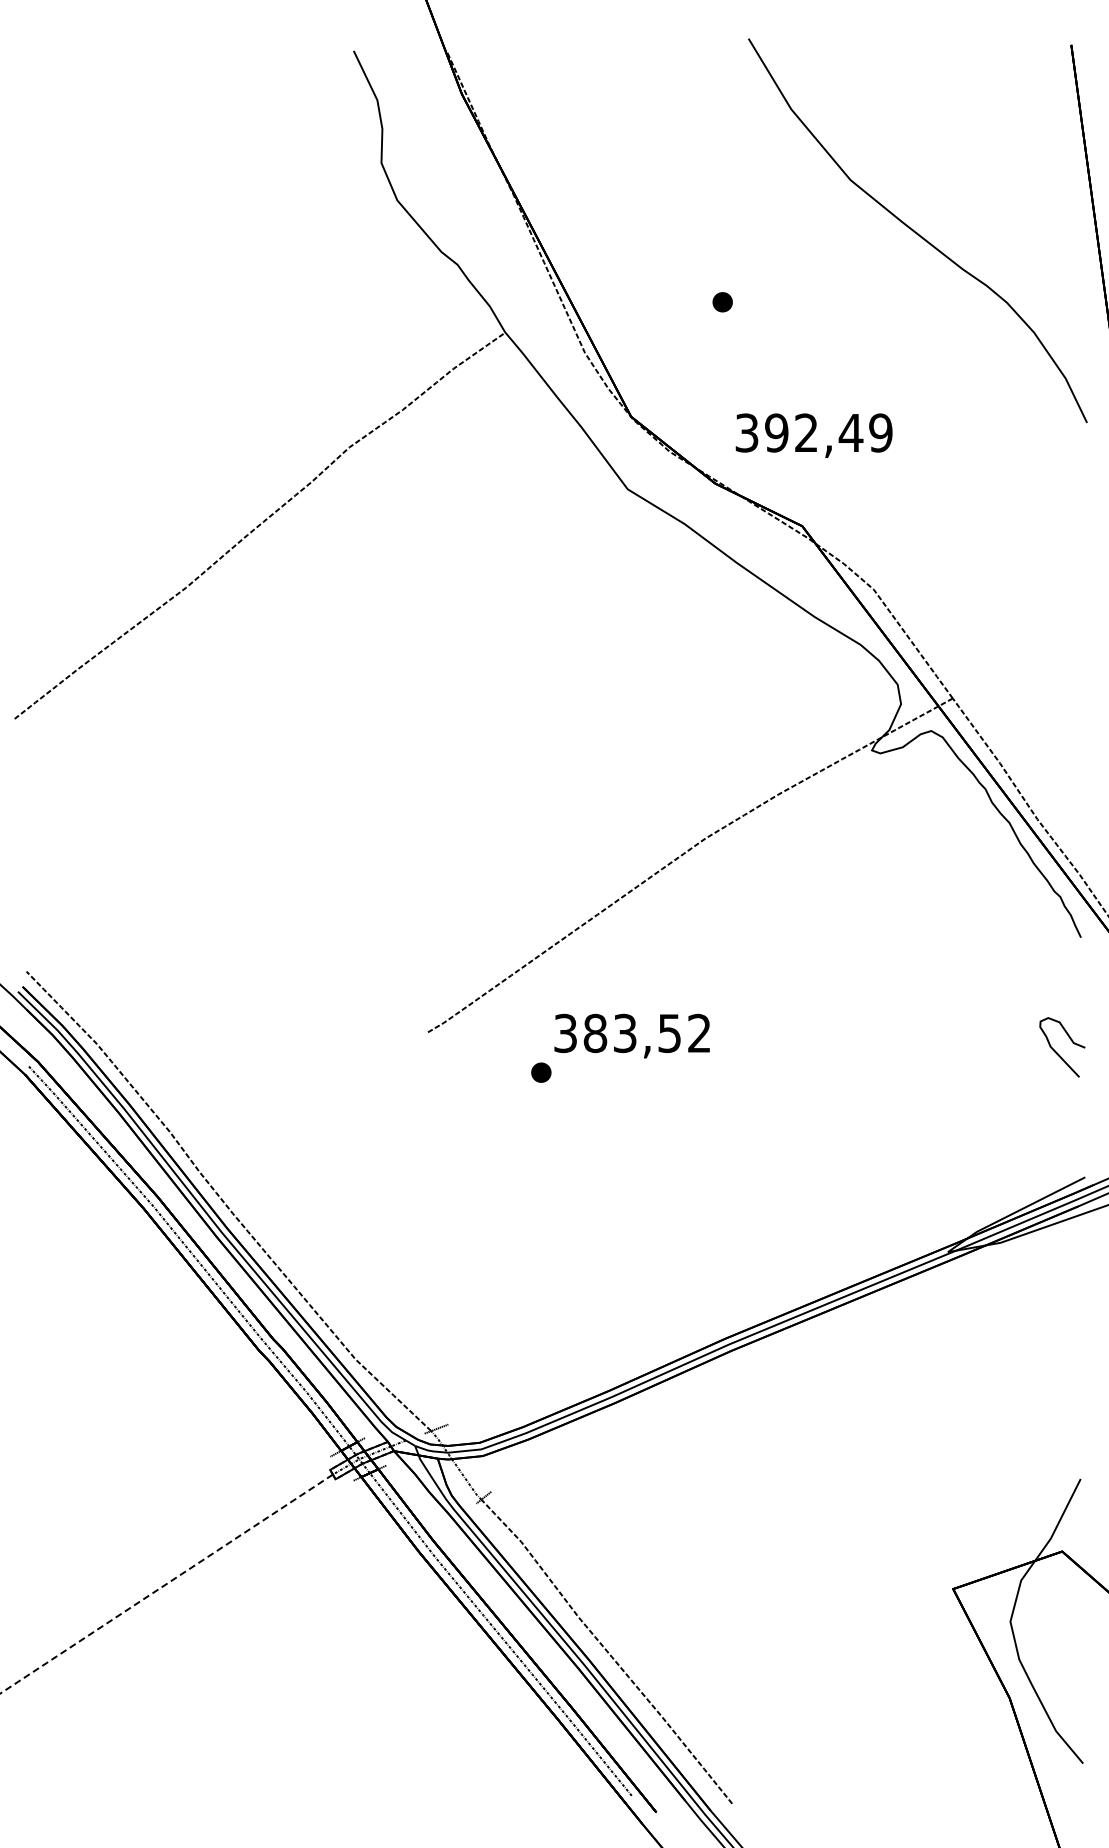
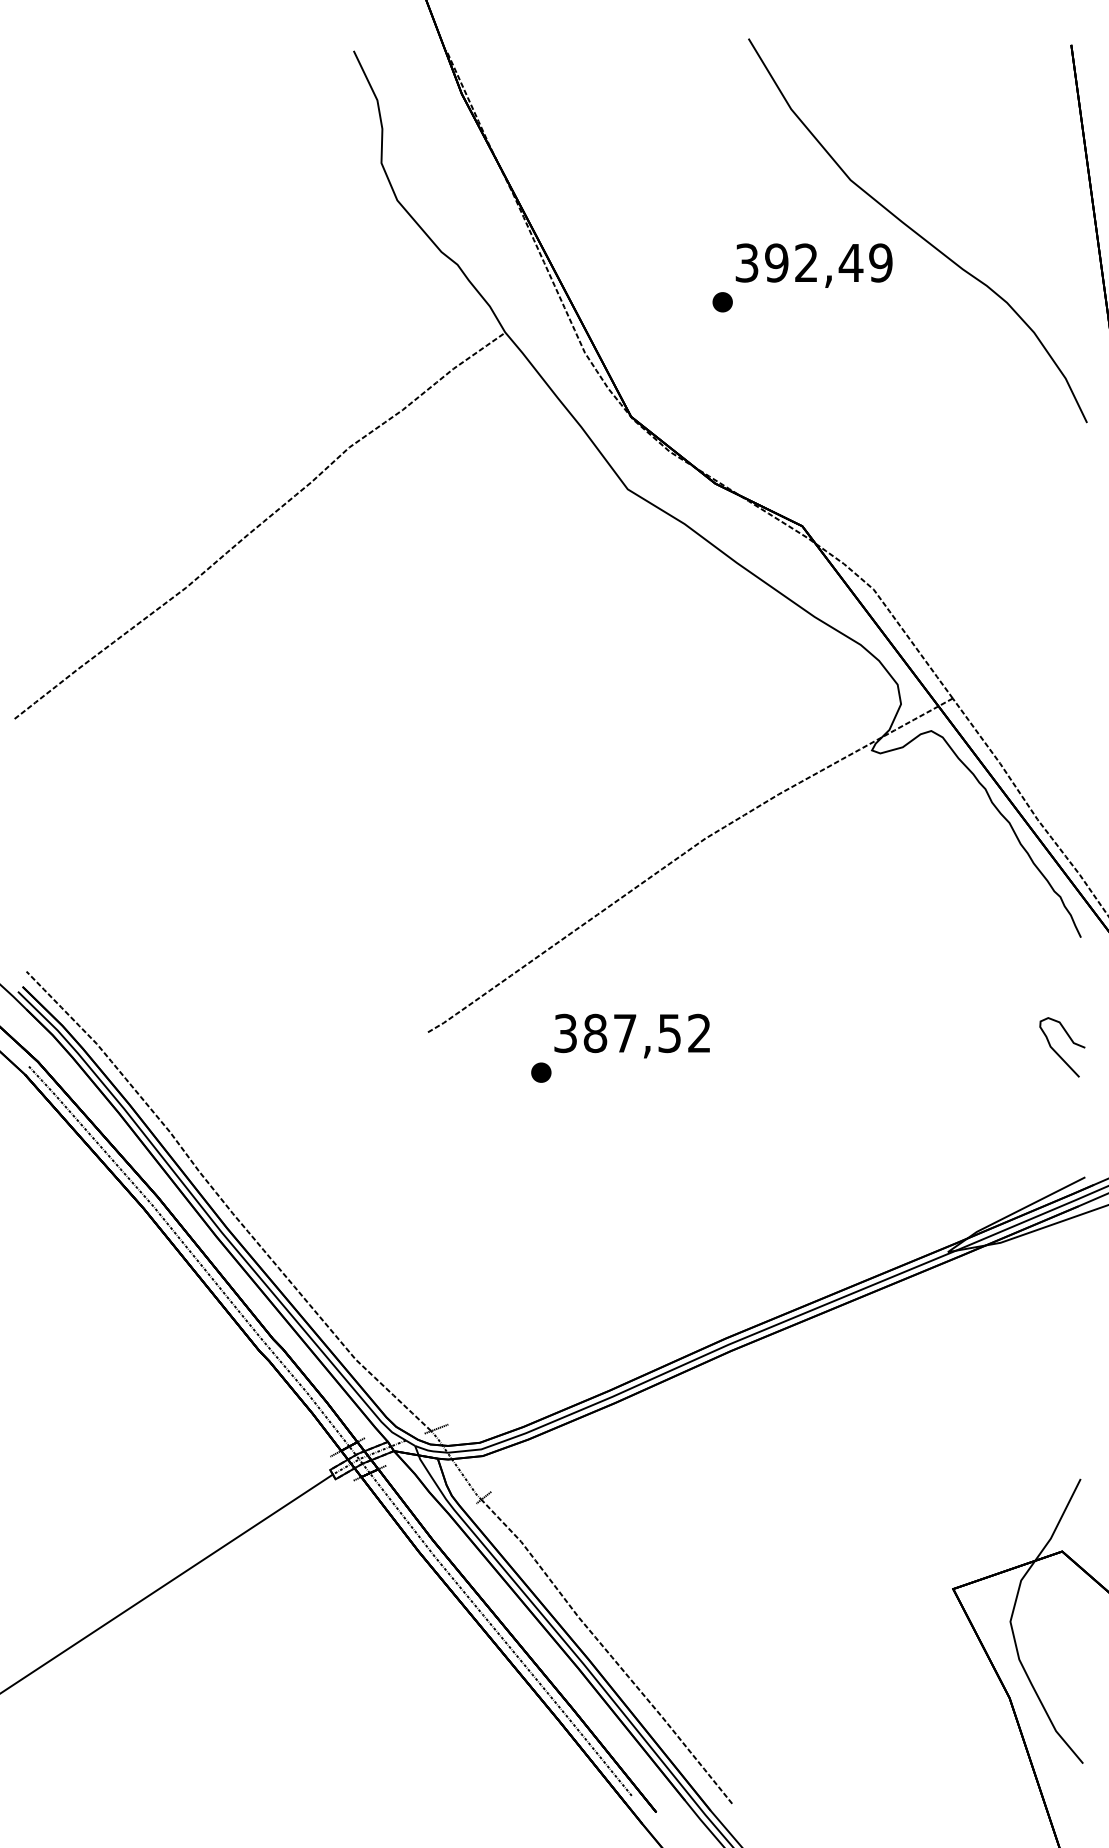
text position: (813, 435) -> (813, 265) (813, 265)
text: 383,52 -> 387,52 (625, 1033)
line: dashed -> solid (166, 1583)
